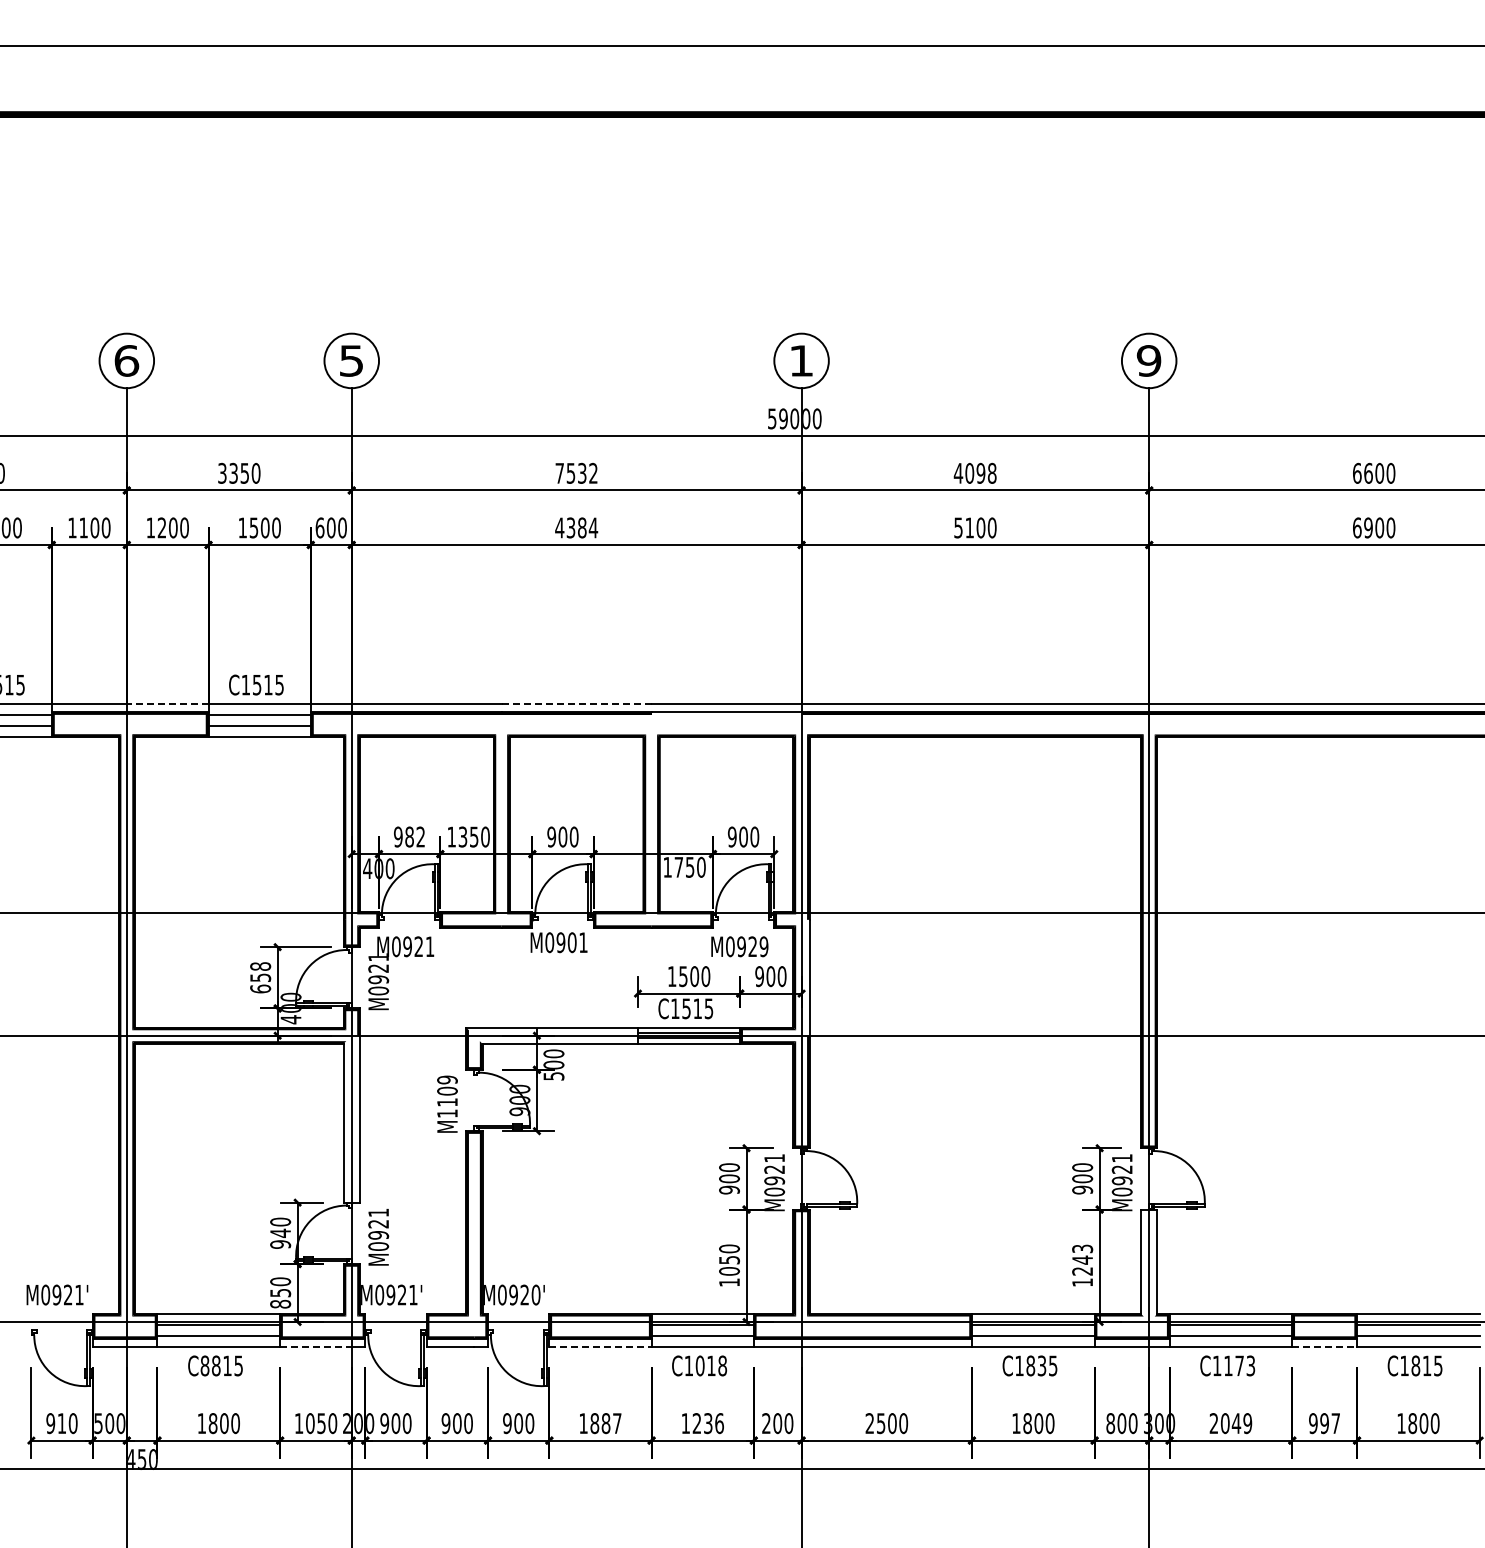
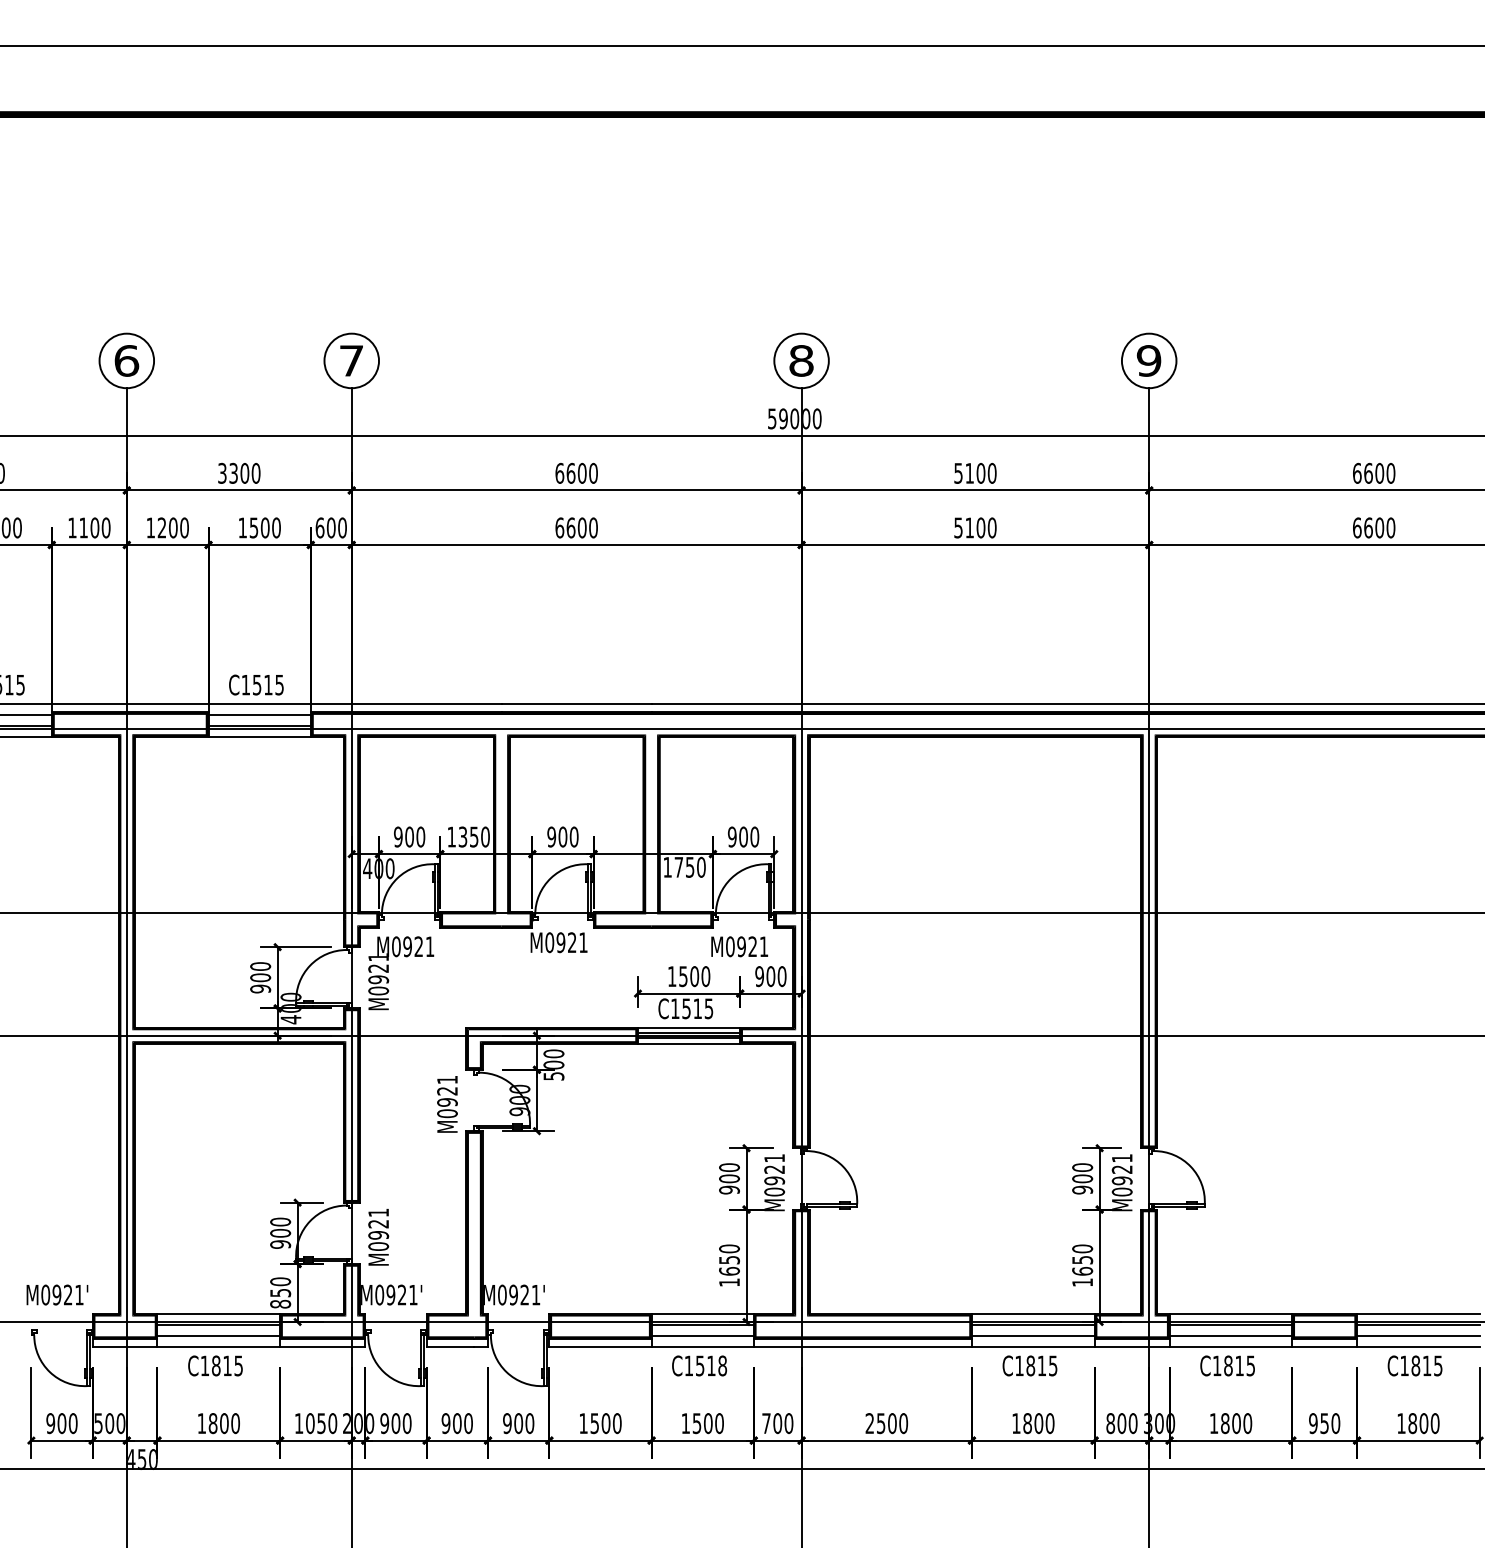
text: 5 -> 7 (351, 360)
text: 1 -> 8 (801, 360)
text: 7532 -> 6600 (576, 472)
text: 4098 -> 5100 (974, 472)
text: 3350 -> 3300 (244, 473)
text: 4384 -> 6600 (576, 527)
text: 6900 -> 6600 (1368, 527)
line: dashed -> solid (167, 703)
line: dashed -> solid (576, 703)
fill: none -> present (726, 712)
line: none -> present (741, 729)
text: 982 -> 900 (415, 836)
text: M0901 -> M0921 (571, 942)
text: M0929 -> M0921 (763, 946)
text: 658 -> 900 (260, 977)
fill: none -> present (808, 977)
fill: none -> present (551, 1035)
text: M1109 -> M0921 (447, 1096)
fill: none -> present (351, 1118)
text: 940 -> 900 (280, 1232)
text: 1243 -> 1650 (1082, 1259)
fill: none -> present (1149, 1262)
text: 1050 -> 1650 (729, 1270)
text: M0920' -> M0921' (535, 1294)
line: dashed -> solid (315, 1347)
line: dashed -> solid (601, 1347)
line: dashed -> solid (1325, 1347)
text: C8815 -> C1815 (204, 1365)
text: C1018 -> C1518 (699, 1365)
text: C1835 -> C1815 (1041, 1365)
text: C1173 -> C1815 (1239, 1365)
text: 910 -> 900 (61, 1423)
text: 1887 -> 1500 (605, 1423)
text: 1236 -> 1500 (707, 1423)
text: 200 -> 700 (766, 1423)
text: 2049 -> 1800 (1230, 1423)
text: 997 -> 950 (1330, 1423)
